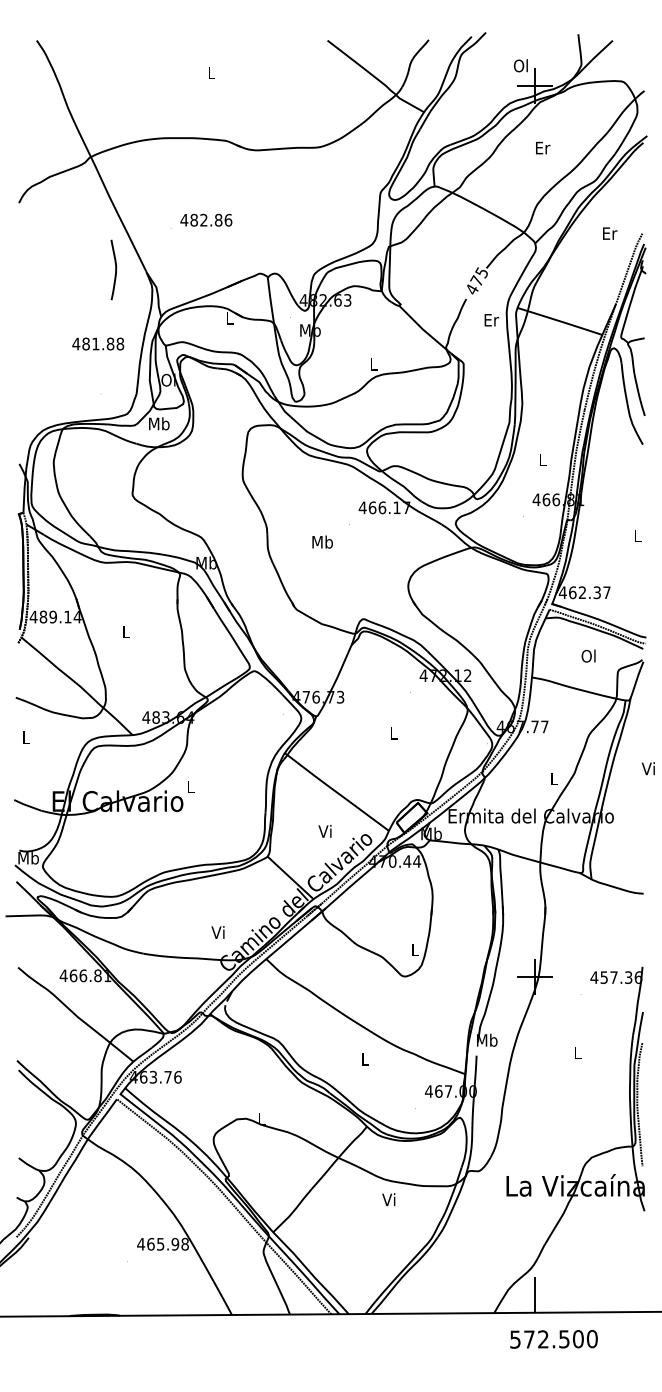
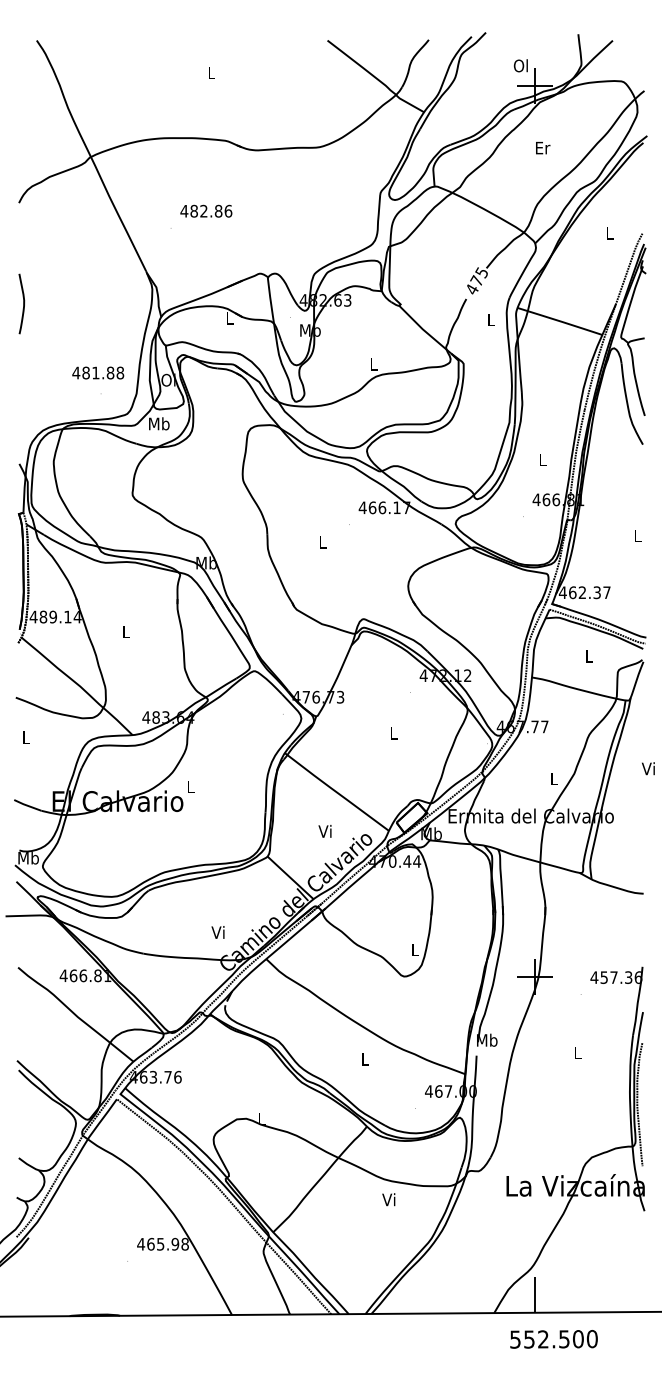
text position: (206, 219) -> (206, 210) (206, 210)
text: Er -> L (610, 233)
curve position: (115, 269) -> (23, 303) (23, 303)
text: Er -> L (491, 320)
text position: (98, 343) -> (98, 372) (98, 372)
text: Mb -> L (322, 541)
text: Ol -> L (588, 655)
text: 572.500 -> 552.500 (529, 1339)
